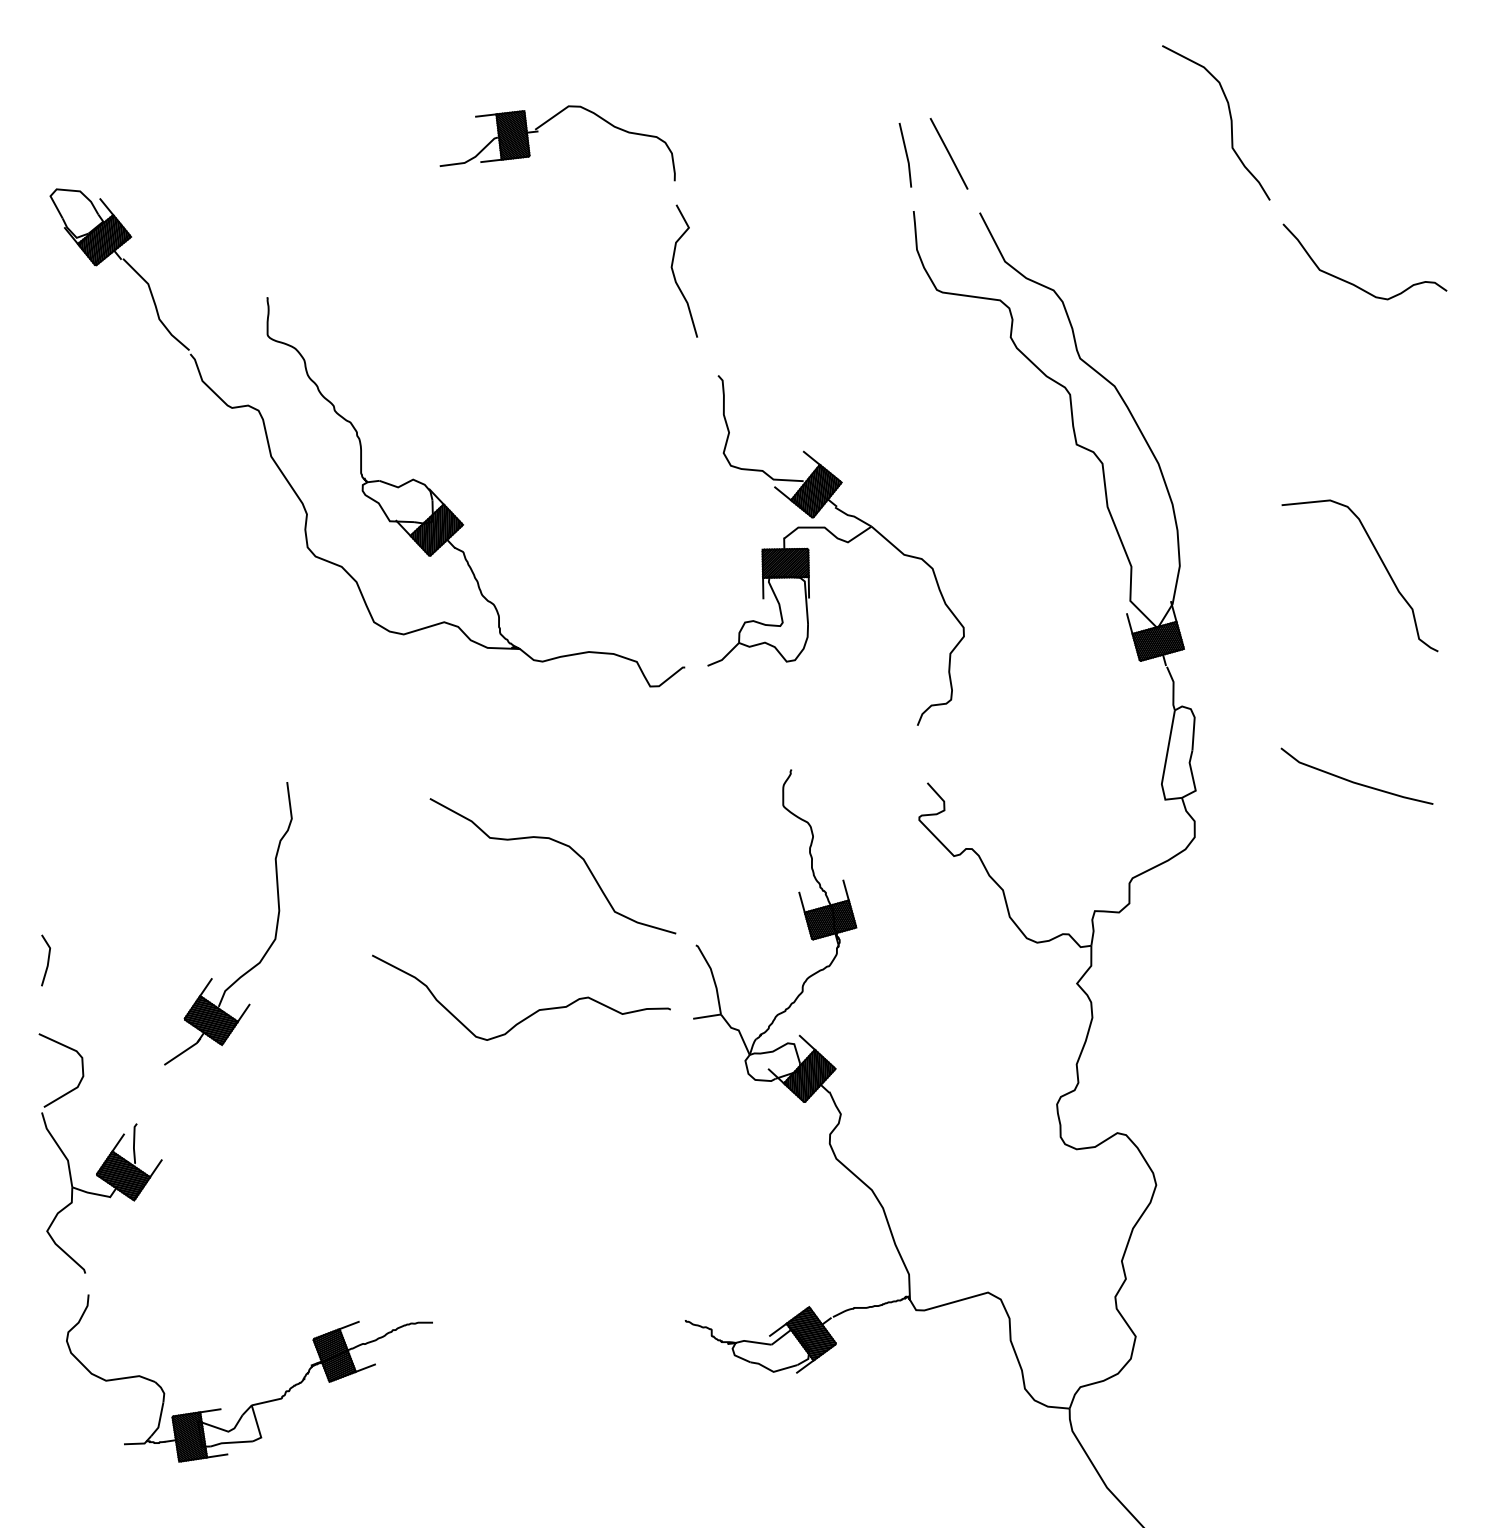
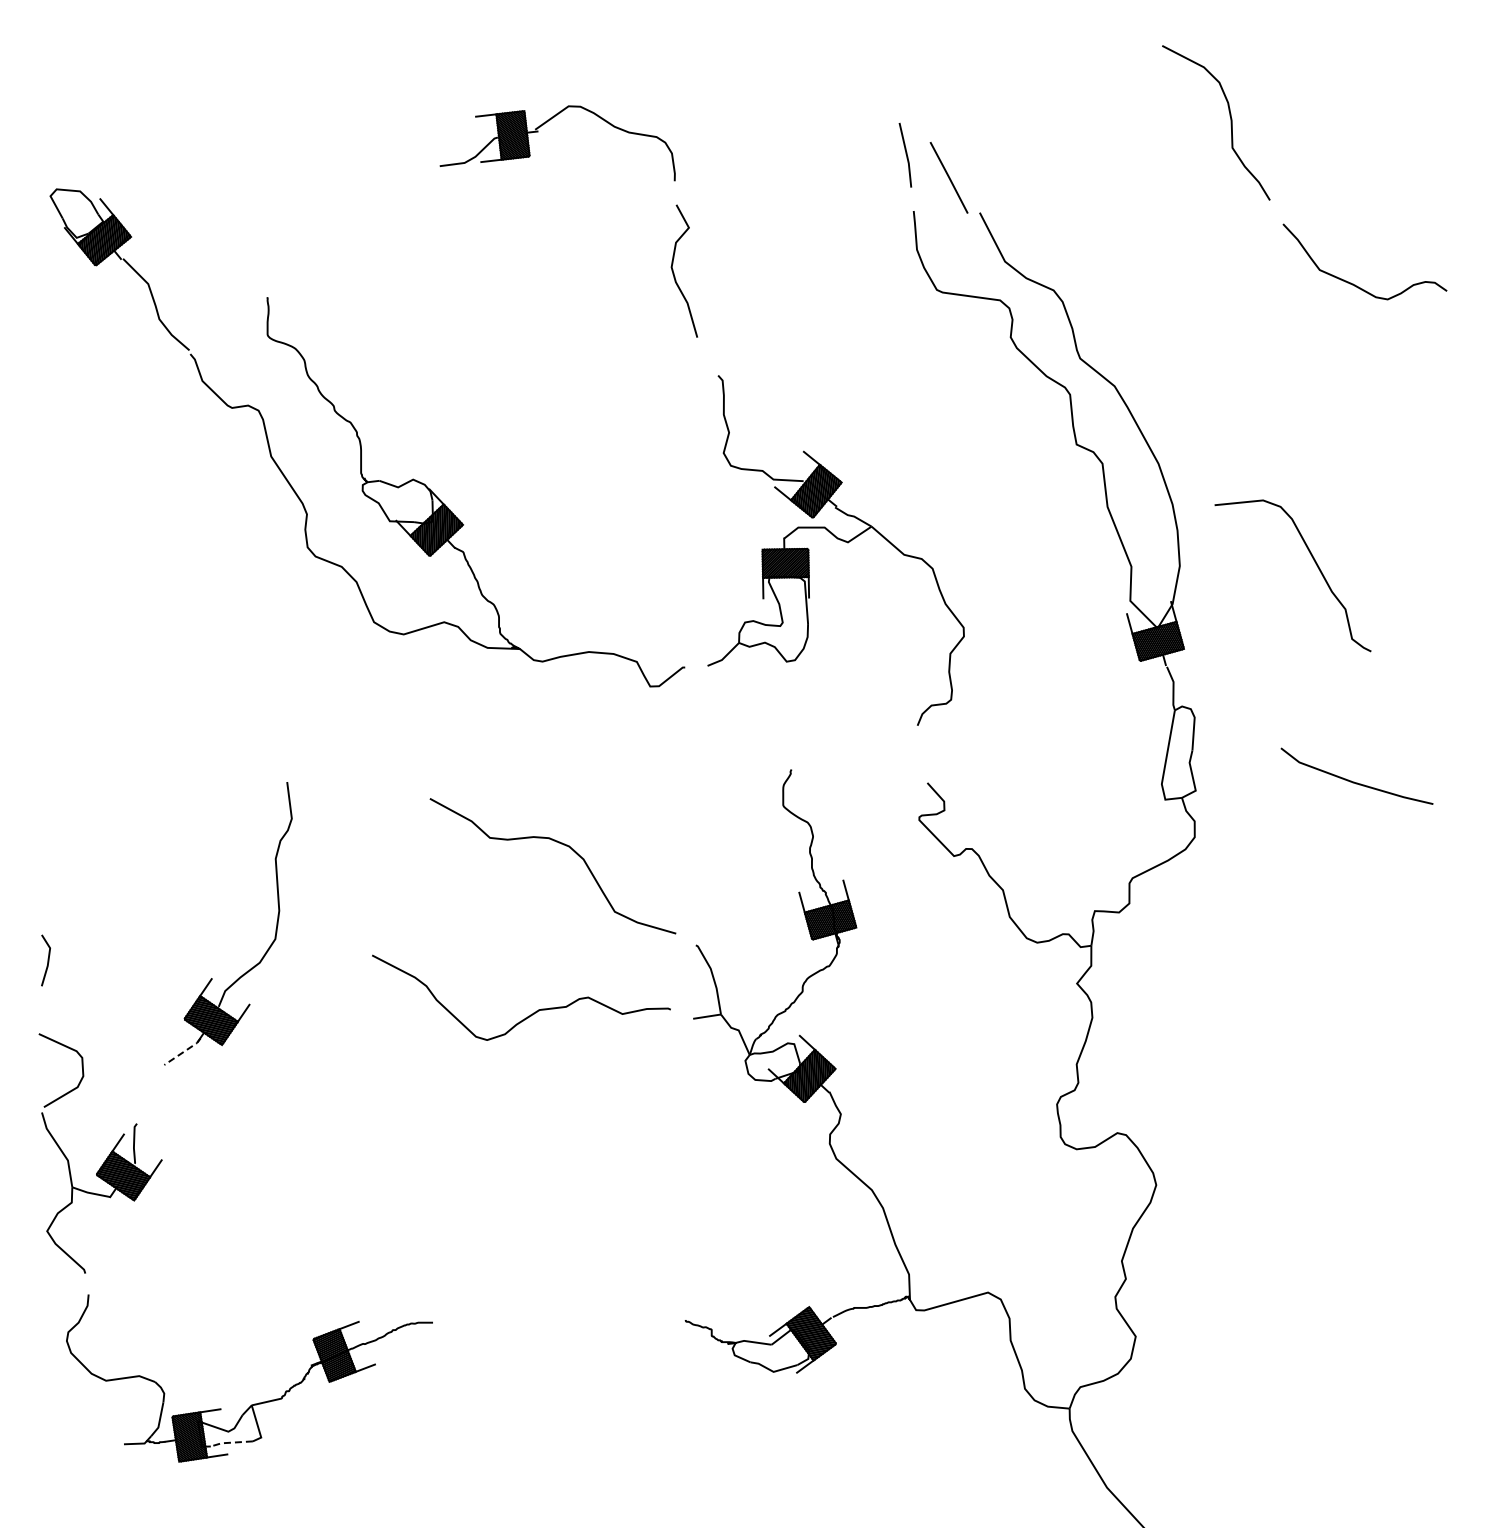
line position: (948, 153) -> (948, 177) (948, 177)
curve position: (1382, 564) -> (1315, 564) (1315, 564)
line: solid -> dashed (183, 1051)
line: solid -> dashed (230, 1442)
